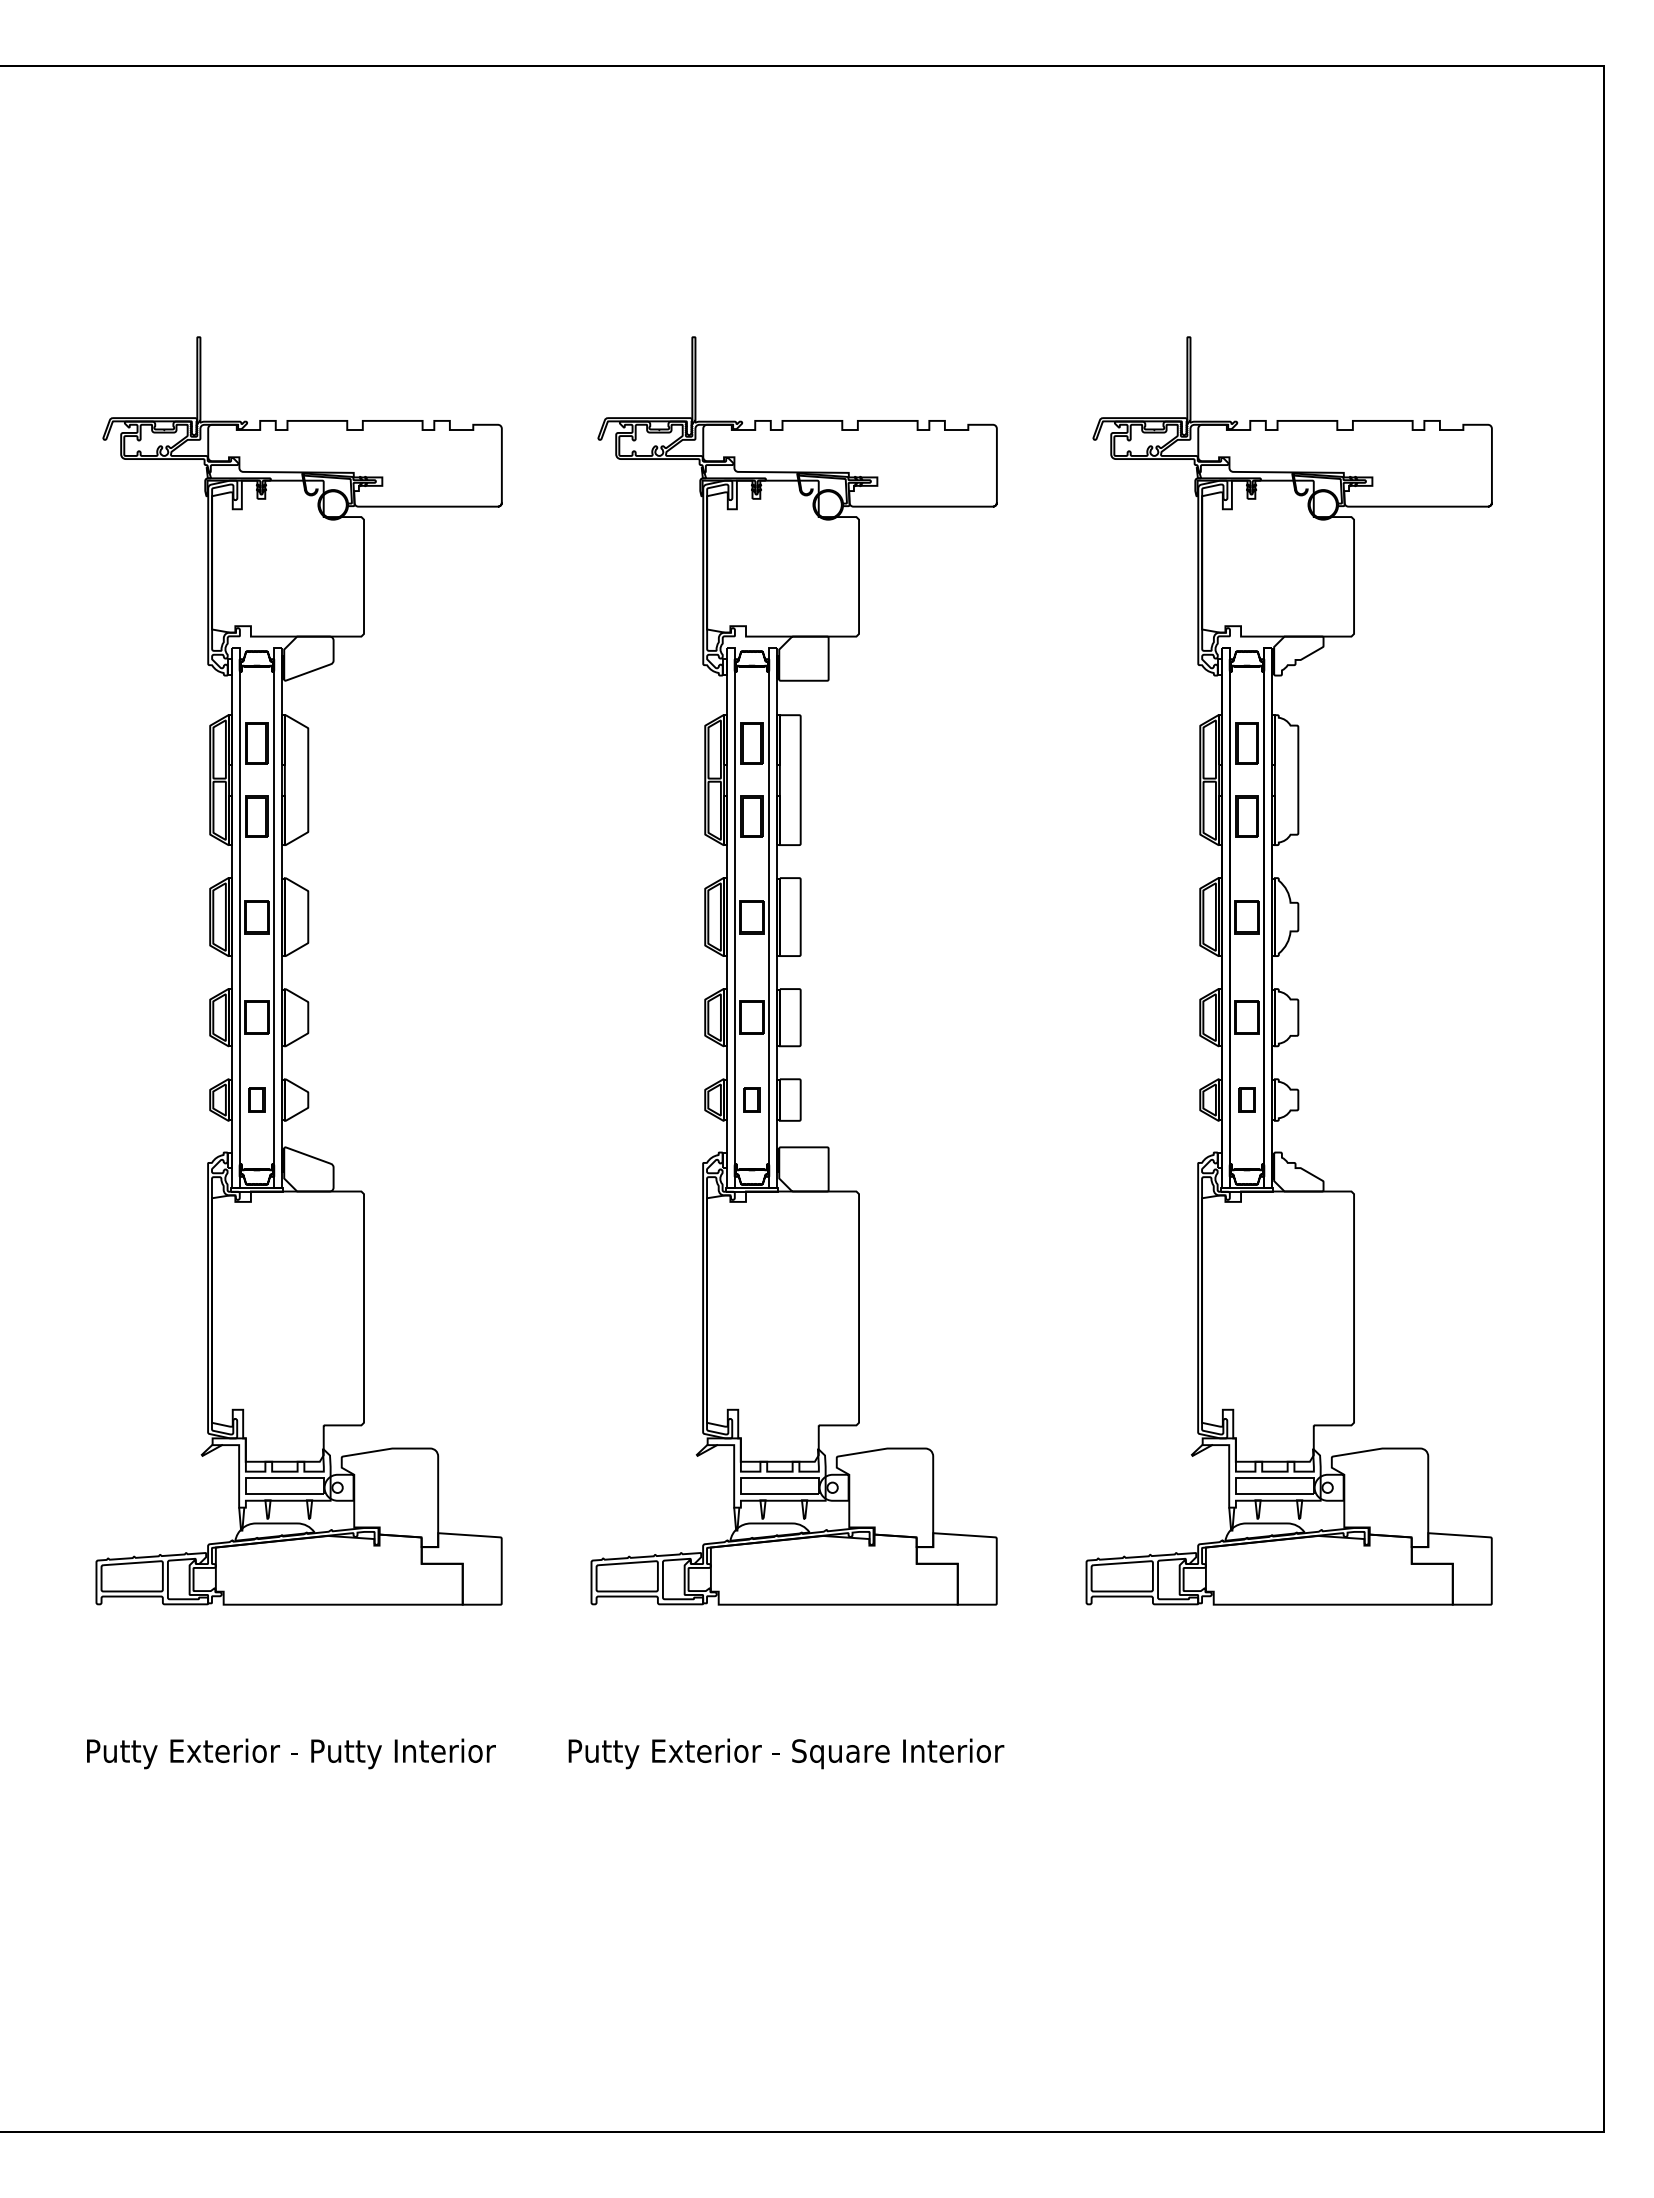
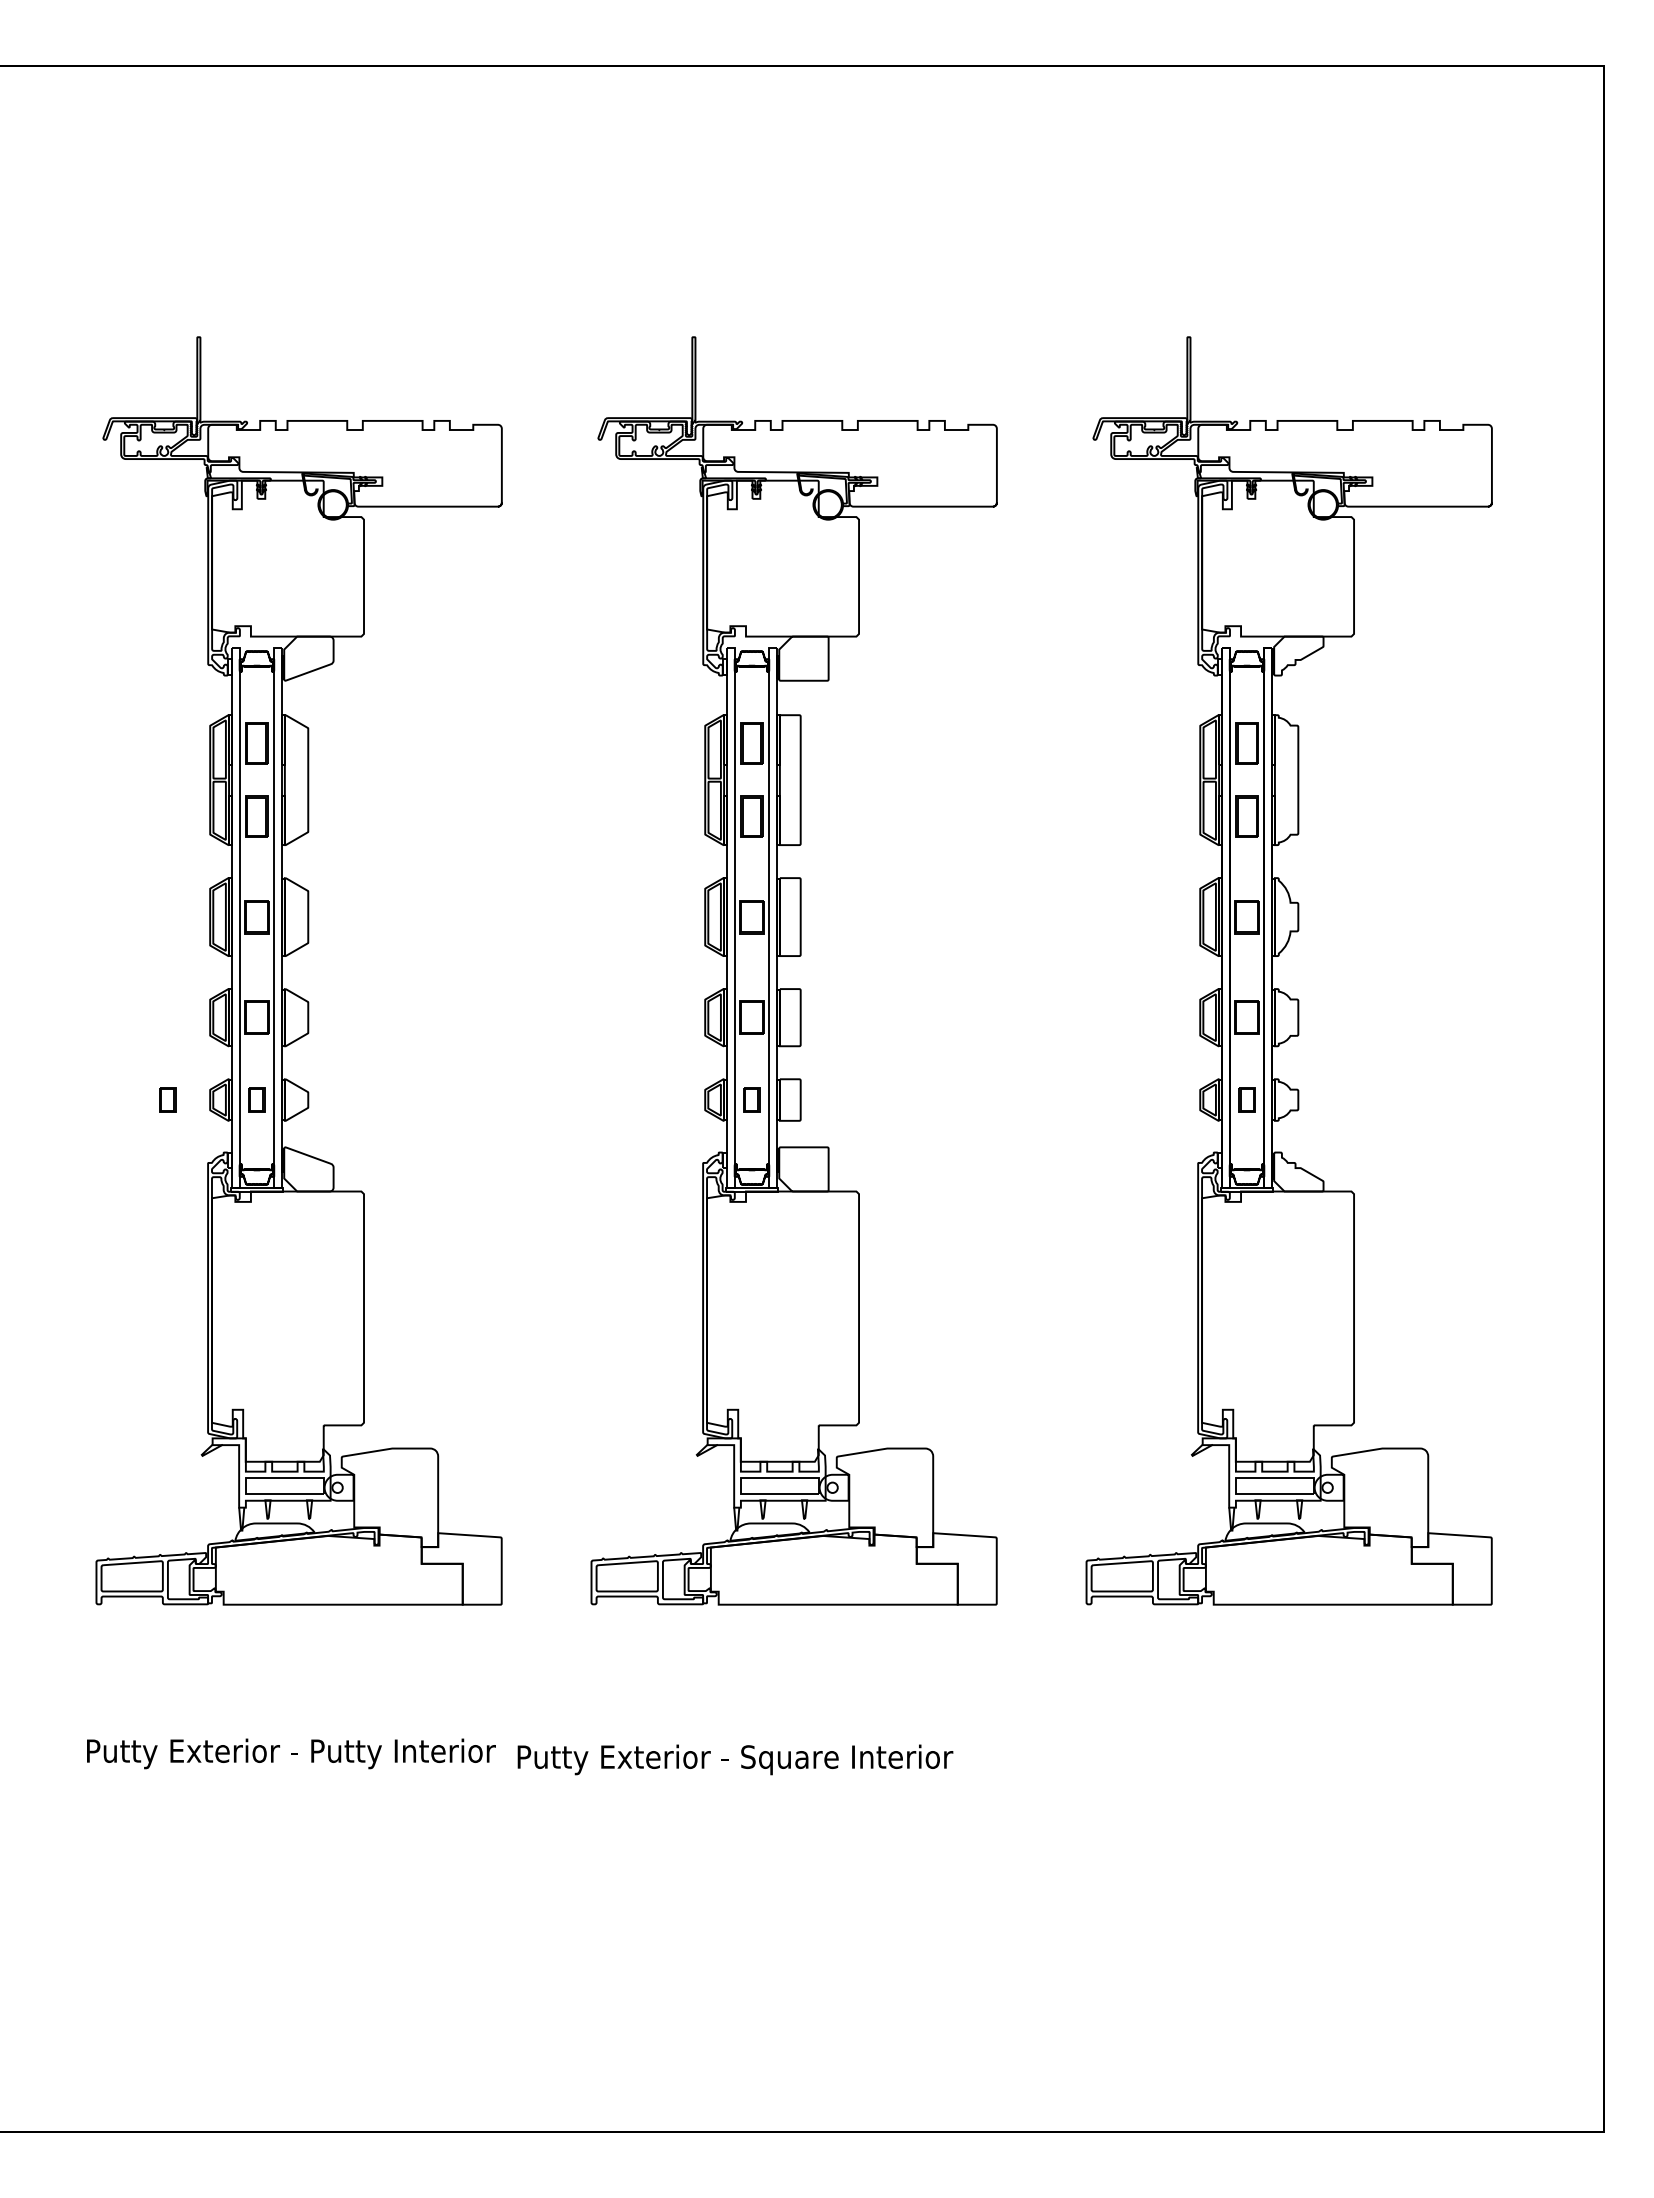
part: none -> present (167, 1099)
text position: (786, 1753) -> (735, 1759) (735, 1759)
